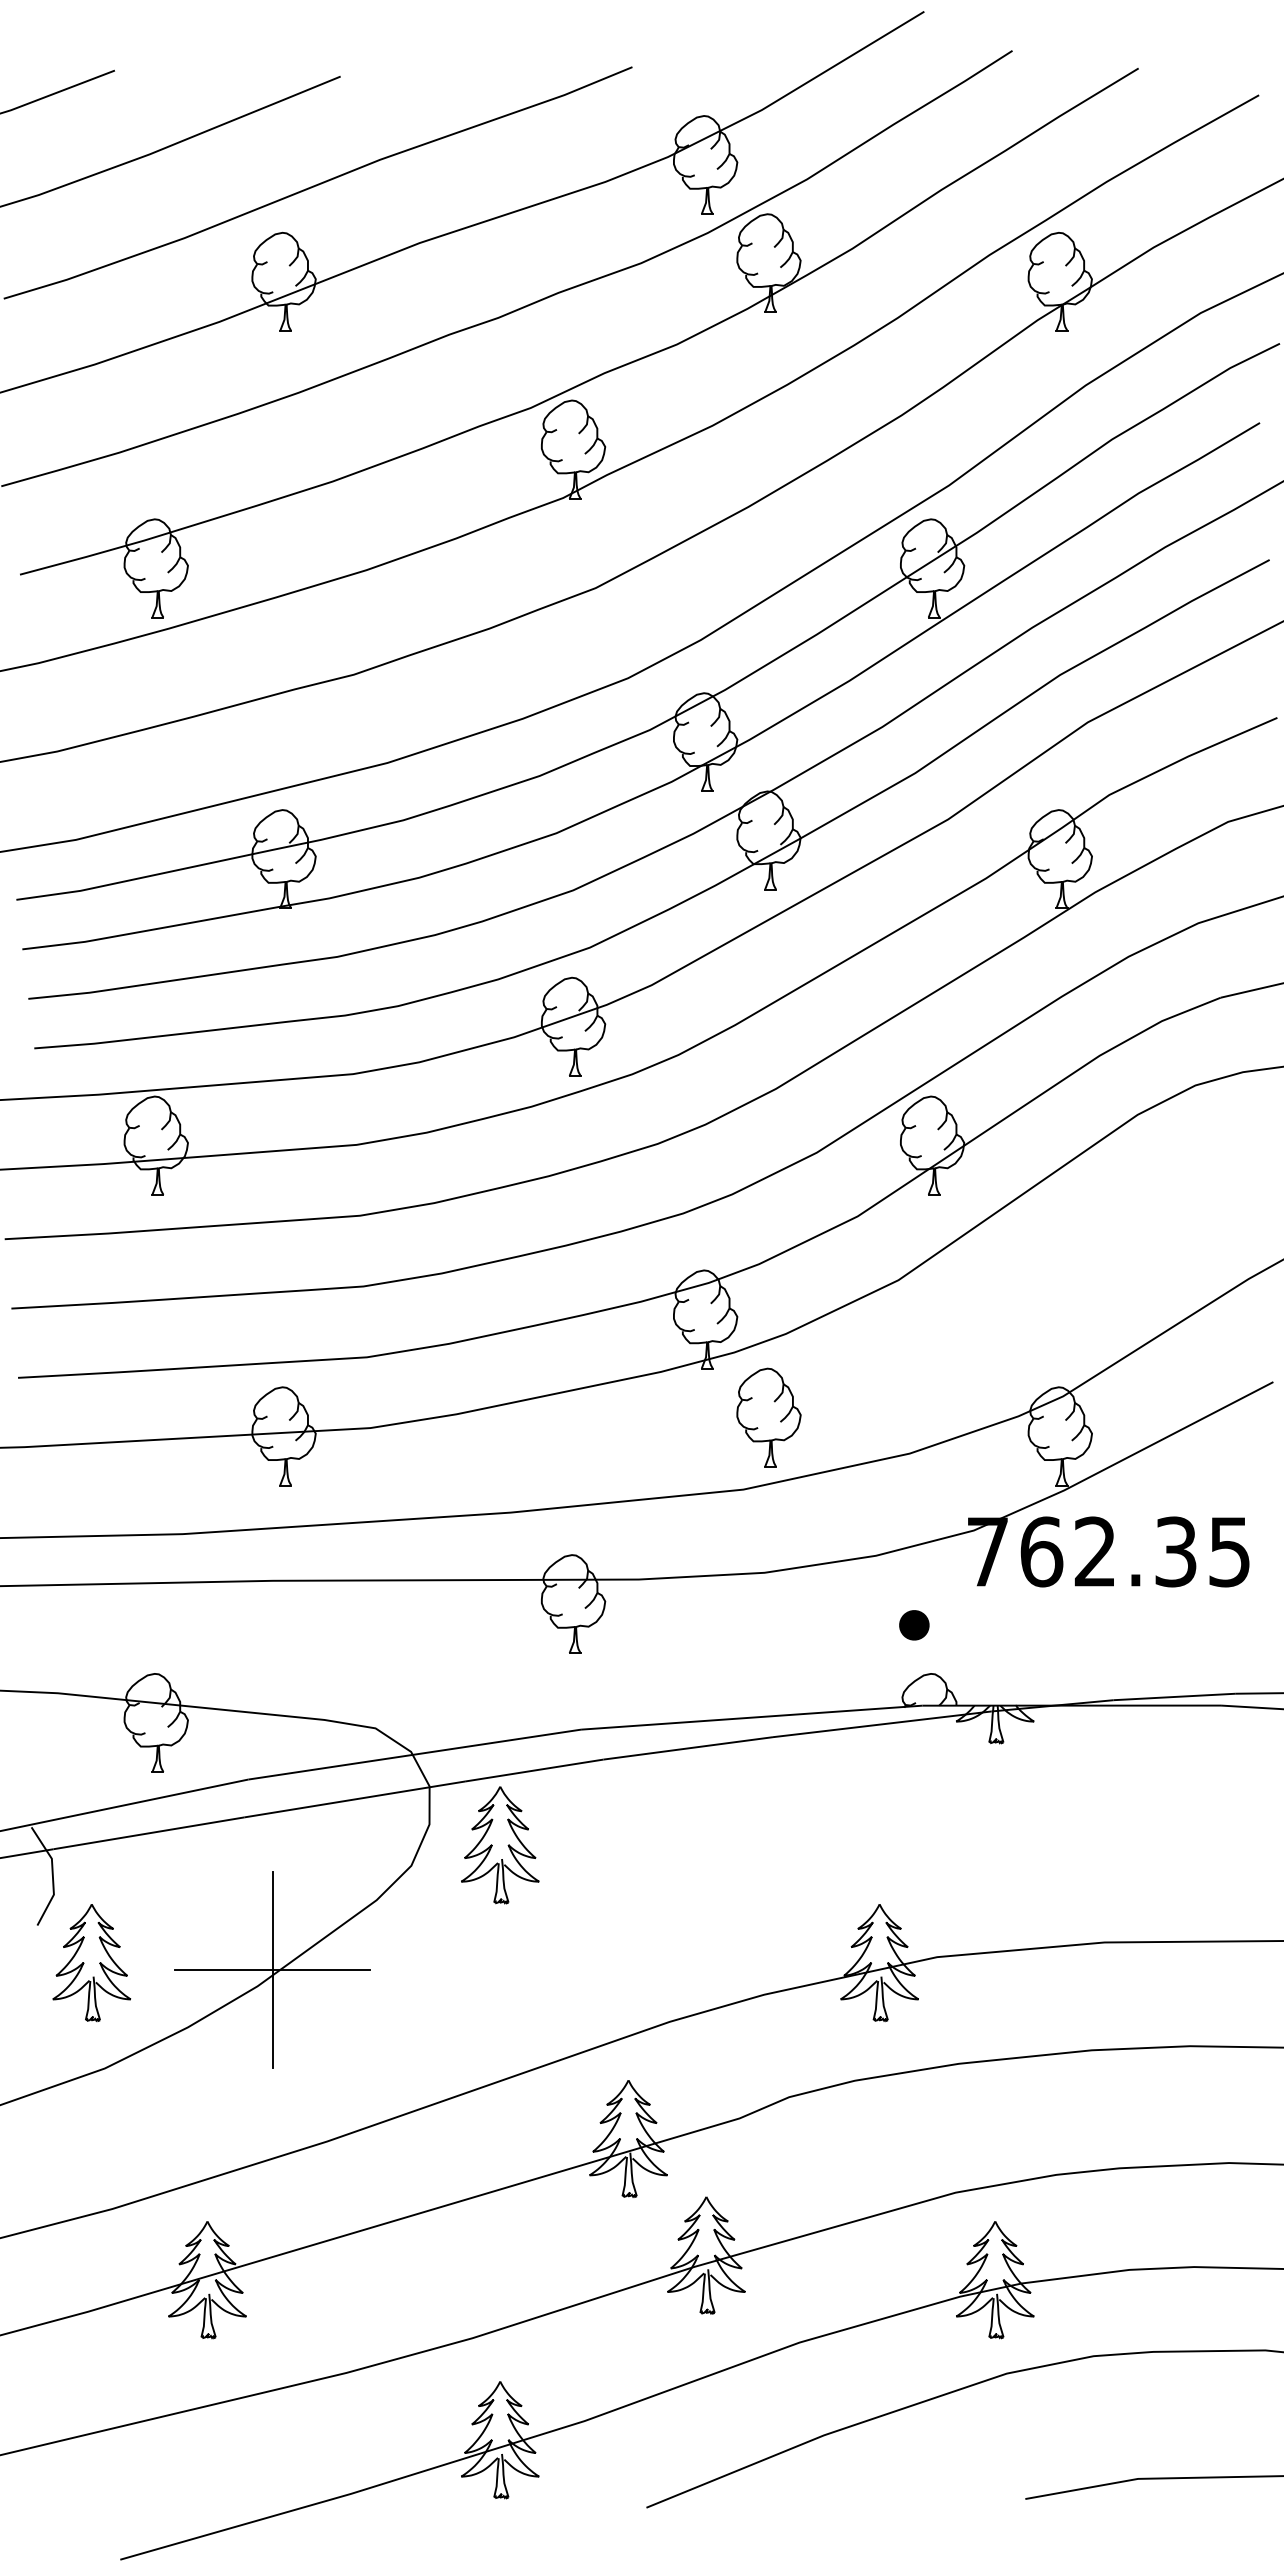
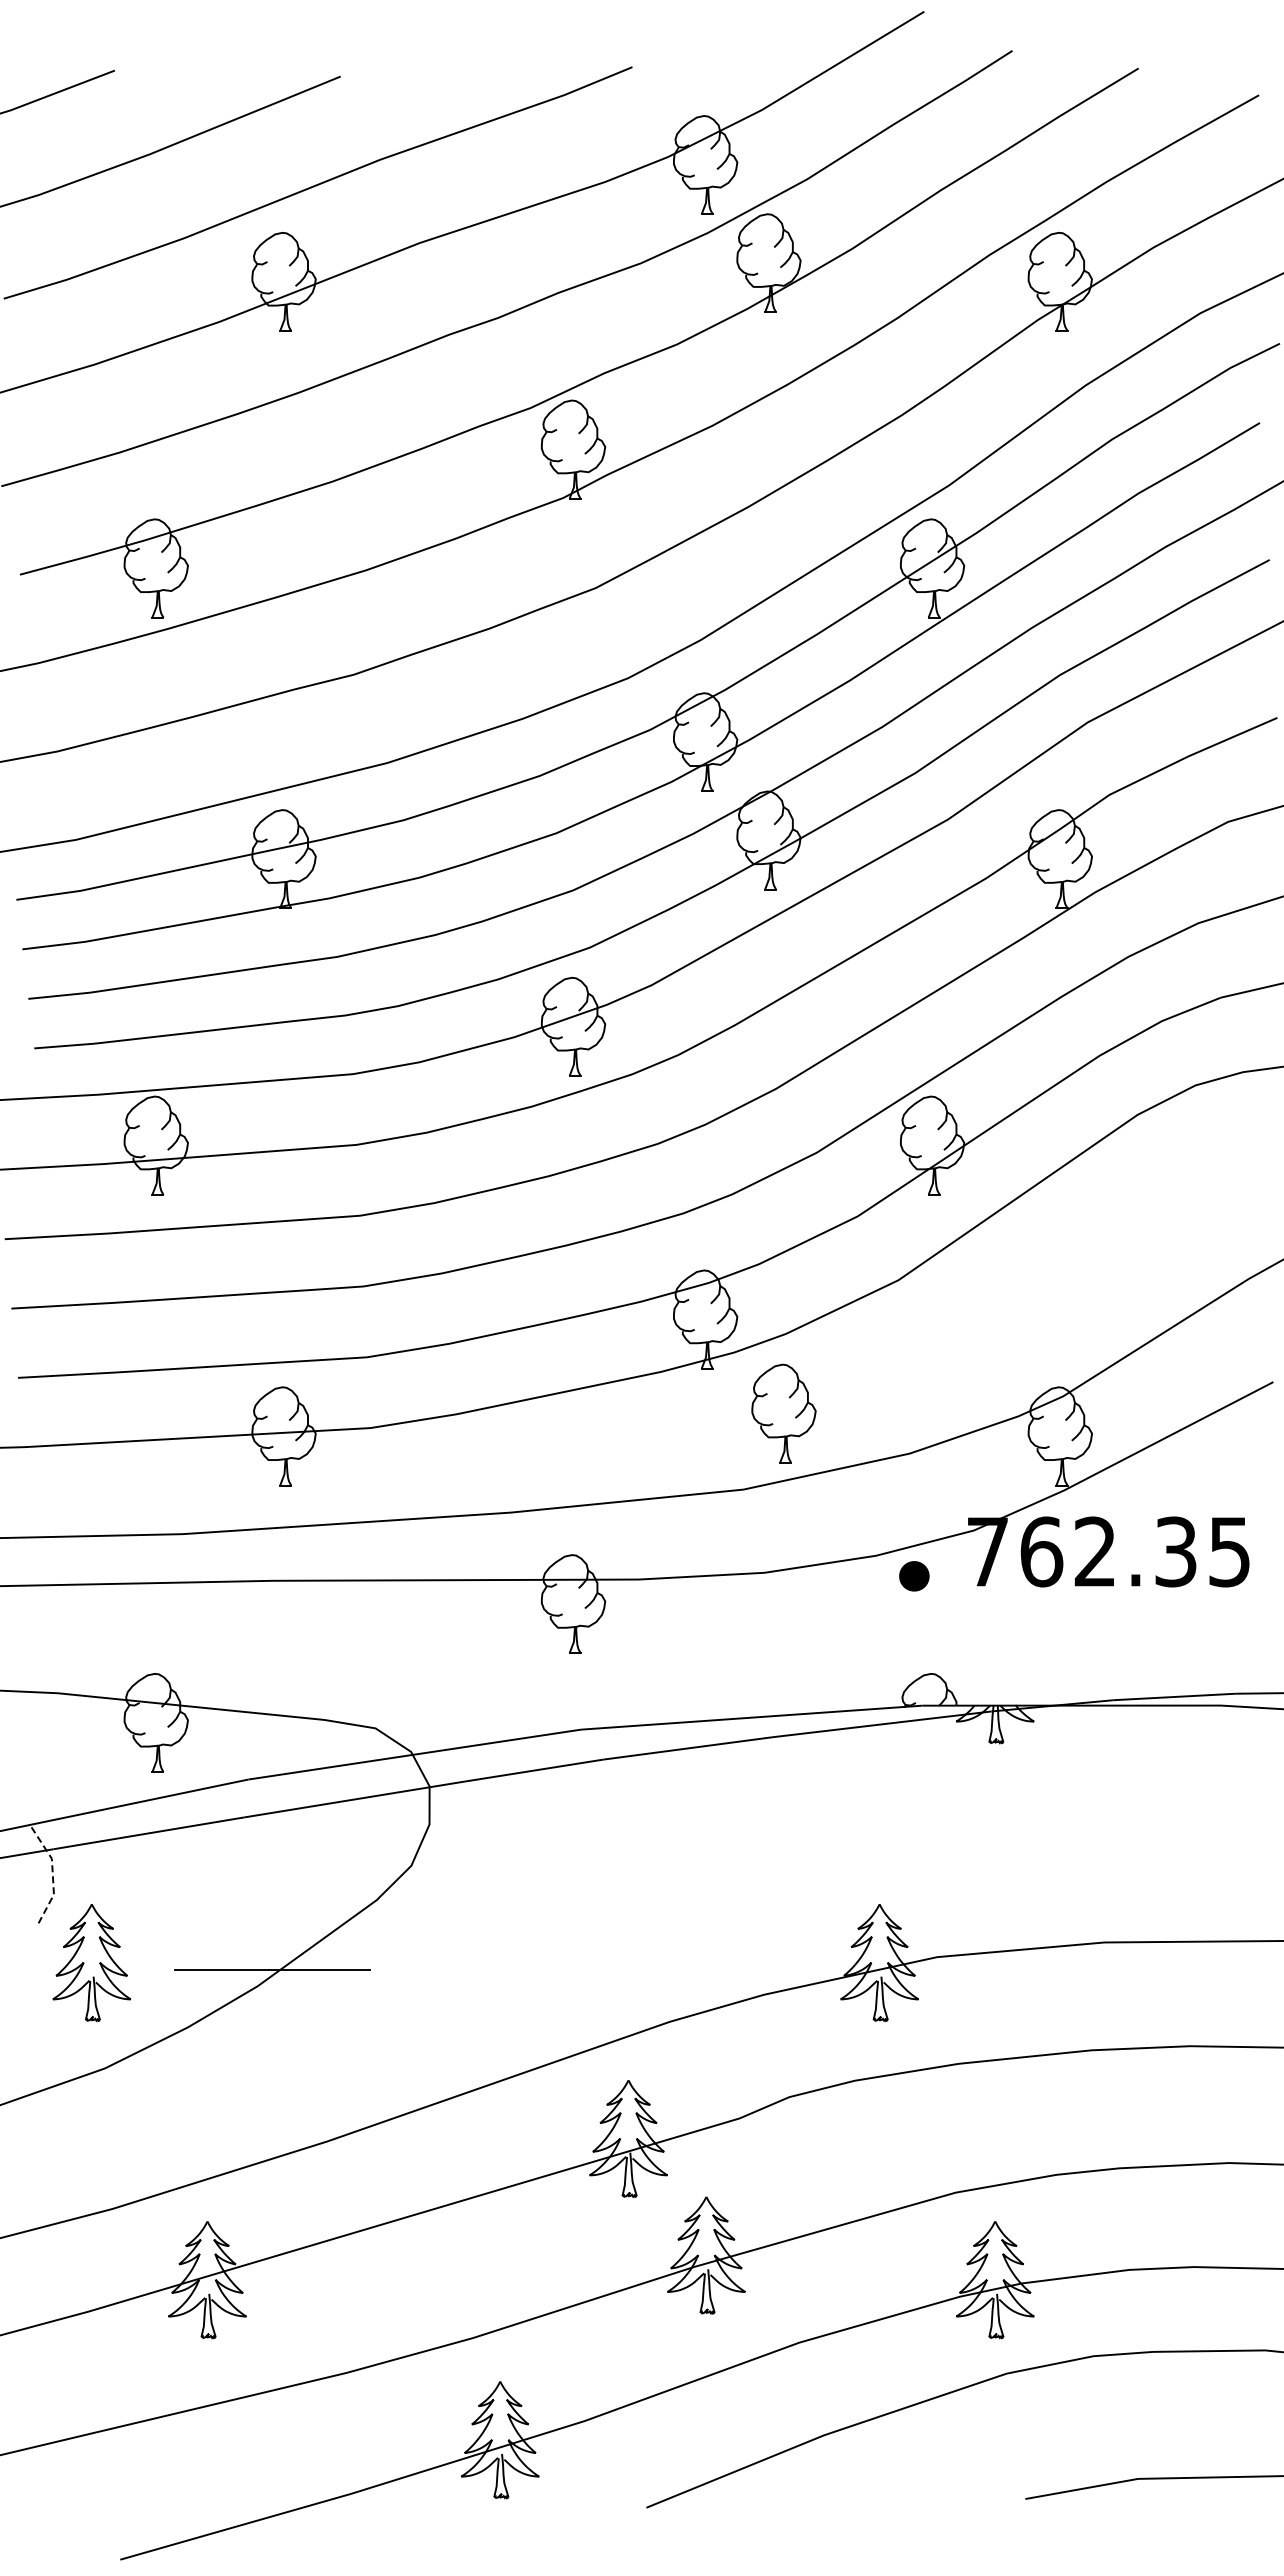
part position: (768, 1417) -> (783, 1413) (783, 1413)
part position: (914, 1625) -> (914, 1576) (914, 1576)
part: present -> none (500, 1845)
line: solid -> dashed (52, 1875)
line: present -> none (272, 1970)
